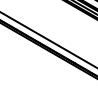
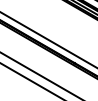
line: none -> present (40, 75)
line: none -> present (31, 80)
